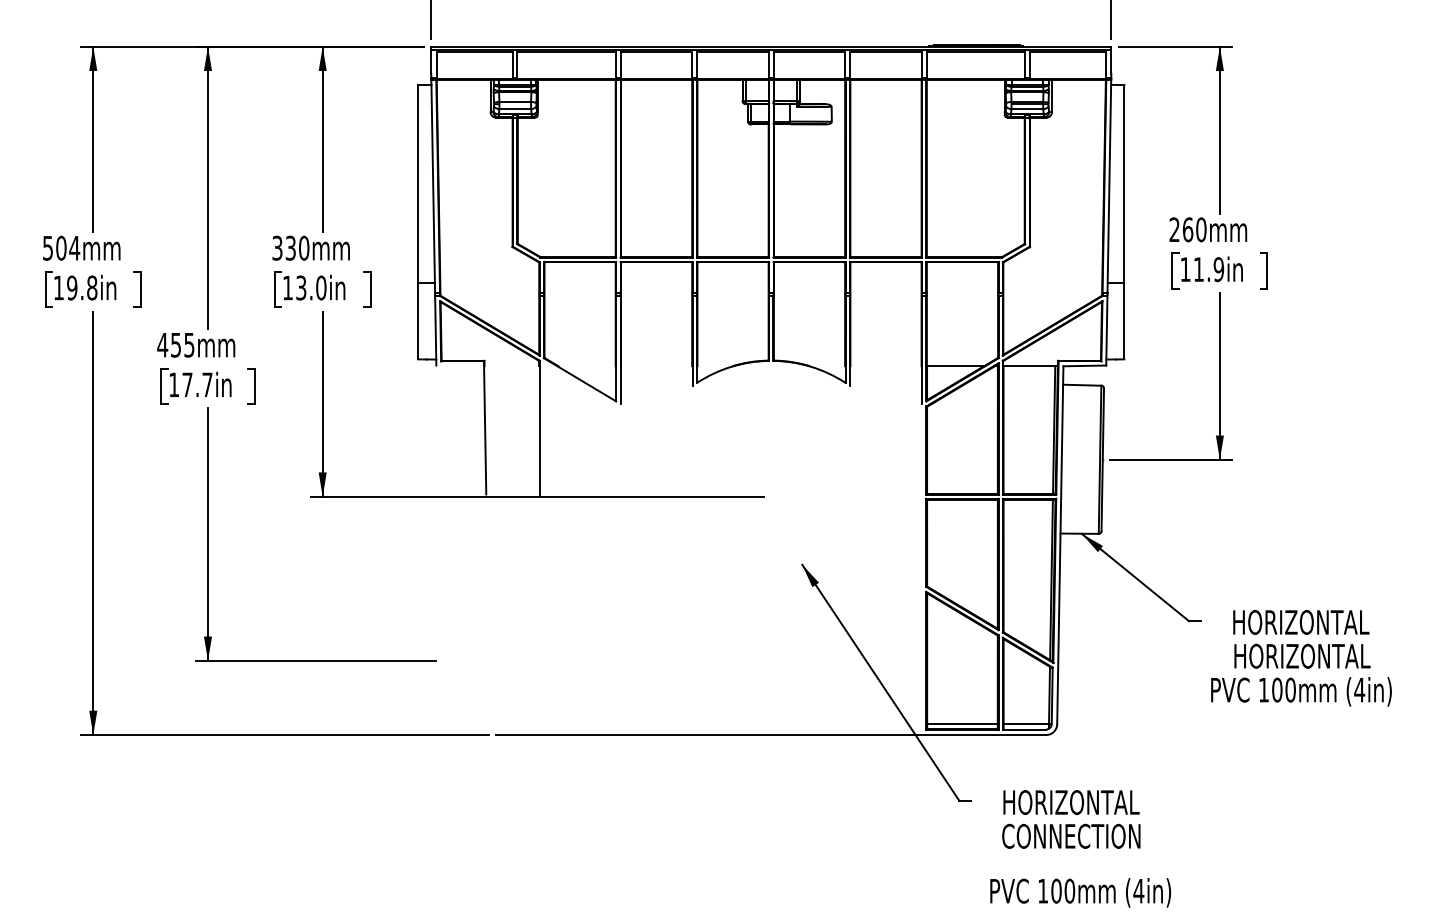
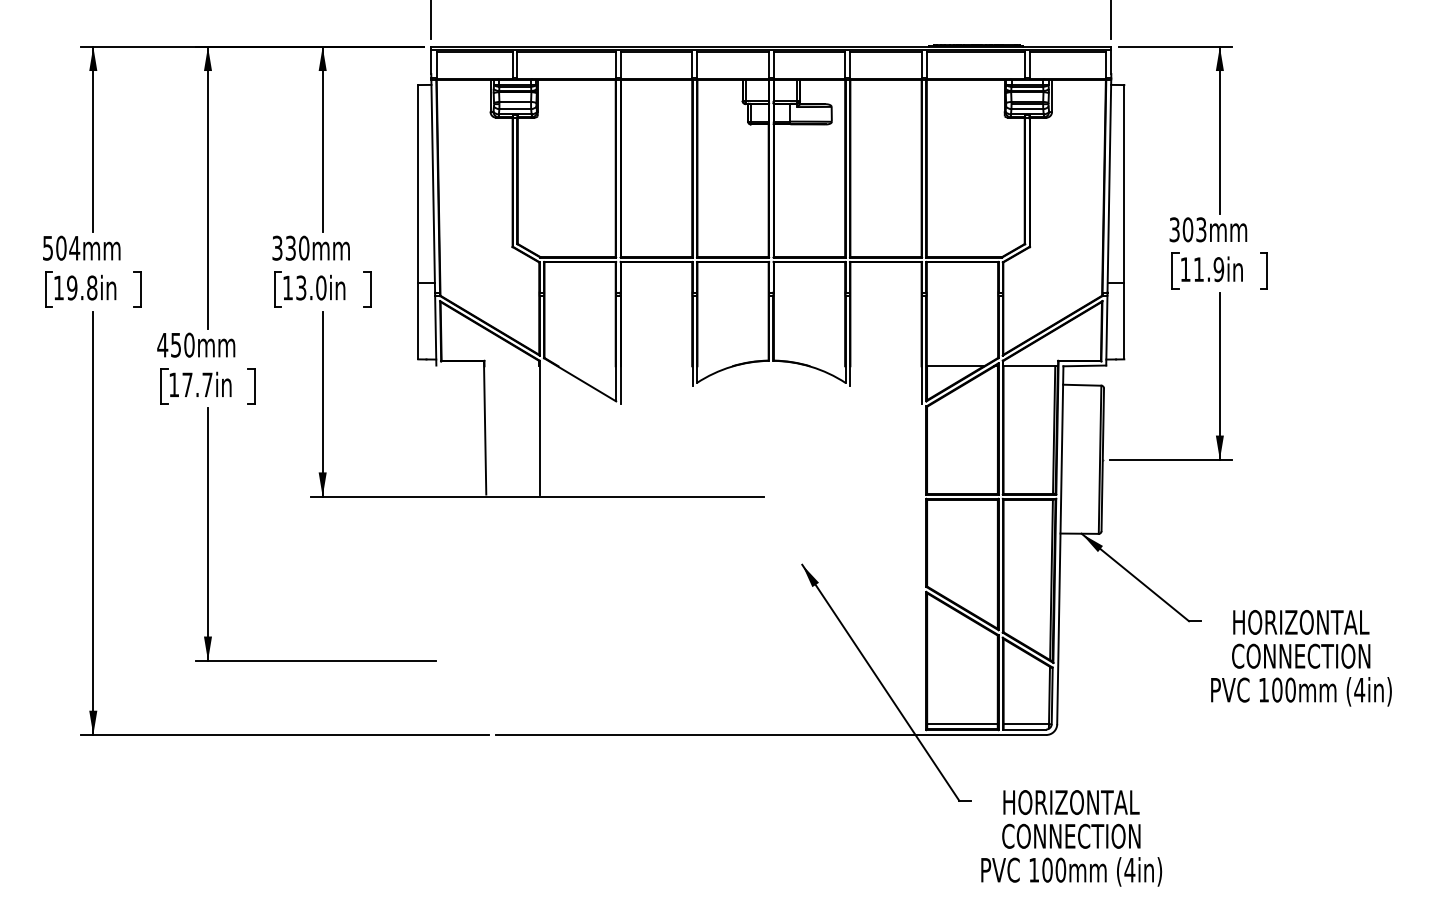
text: 260mm -> 303mm (1187, 229)
text: 455mm -> 450mm (189, 344)
text: HORIZONTAL -> CONNECTION (1301, 655)
text position: (1080, 892) -> (1071, 871) (1071, 871)
